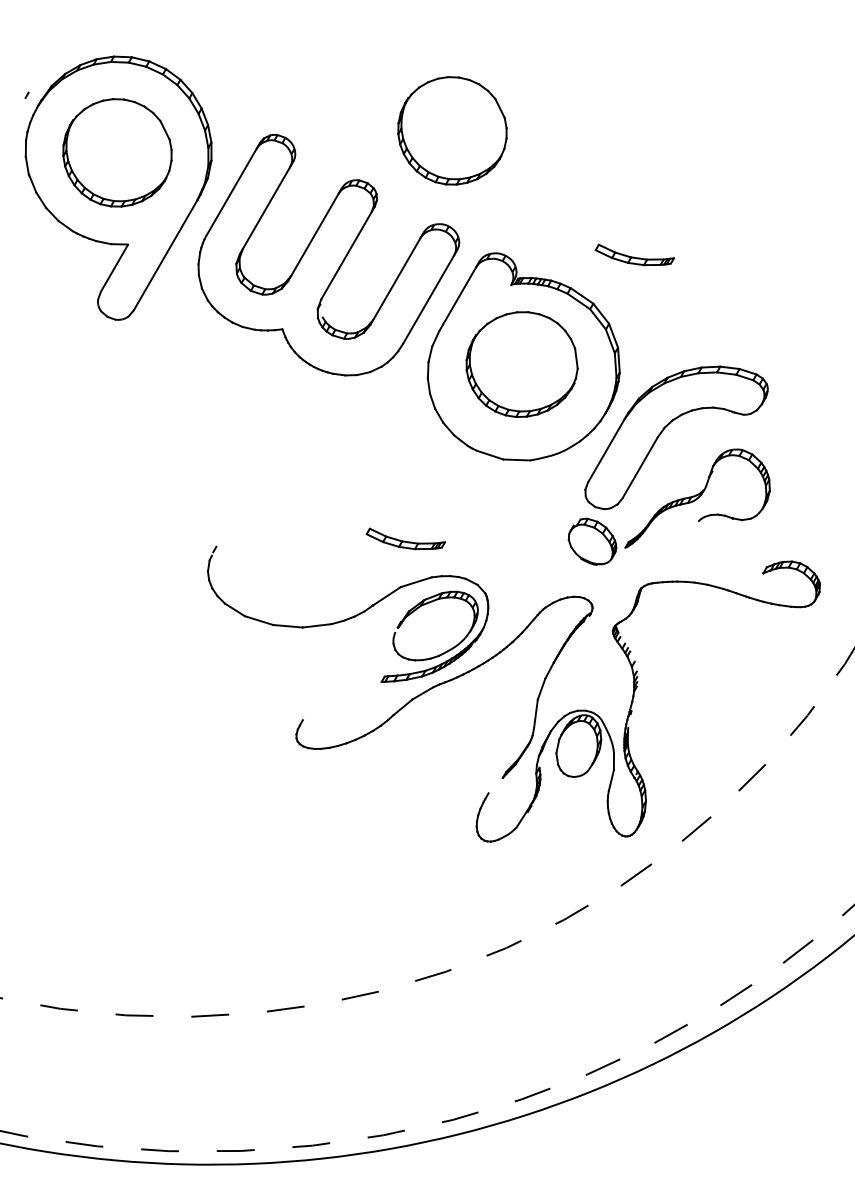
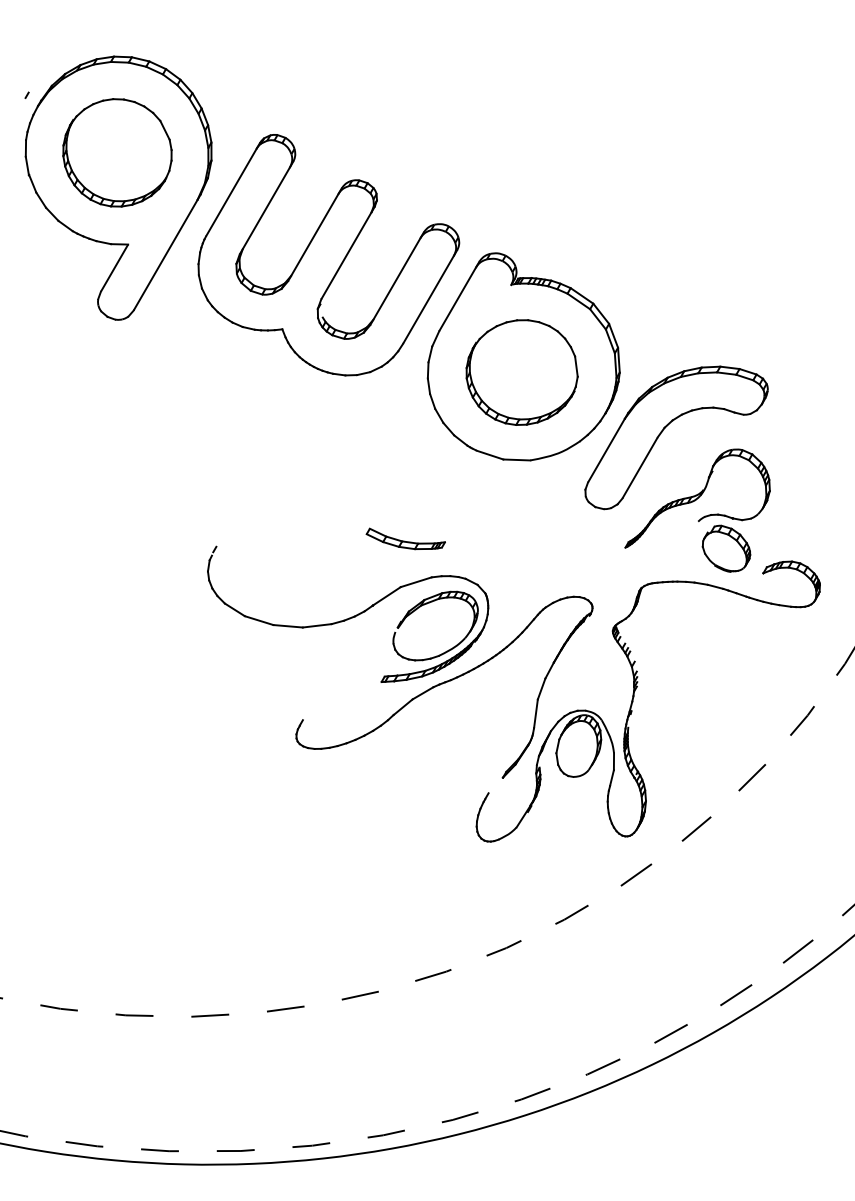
part: present -> none (452, 130)
part: present -> none (634, 254)
part position: (521, 364) -> (521, 372) (521, 372)
part position: (592, 541) -> (726, 548) (726, 548)
